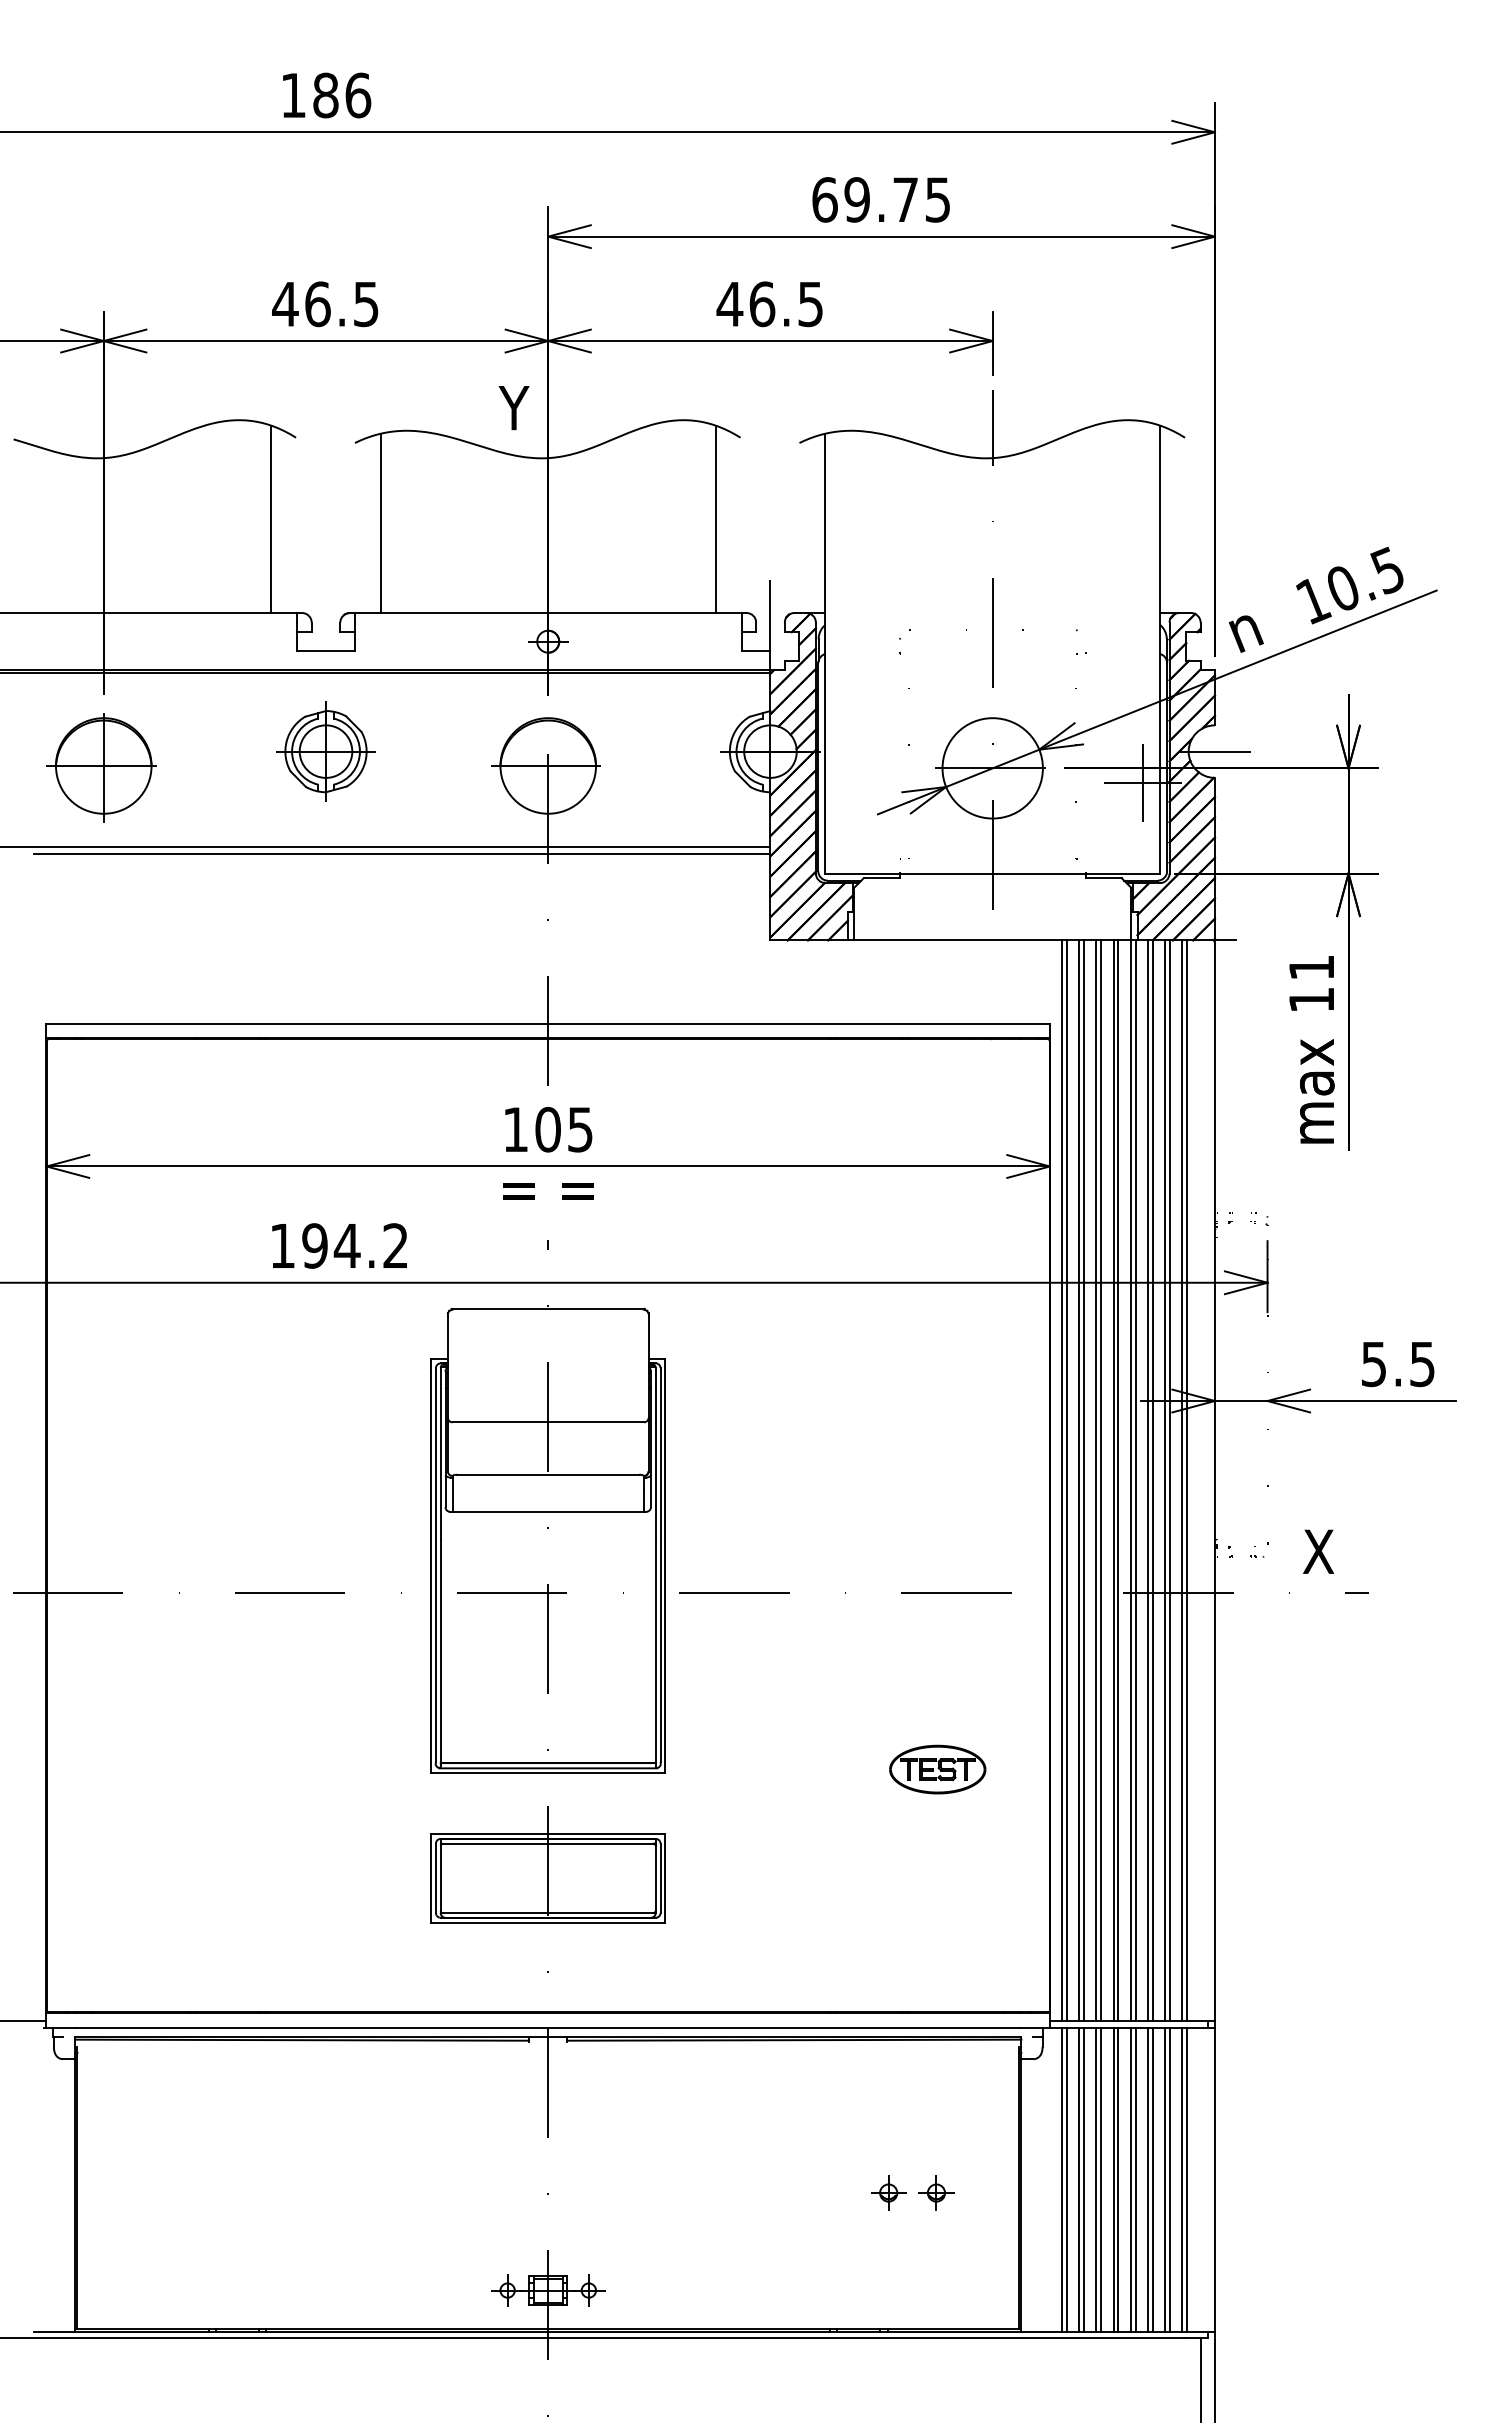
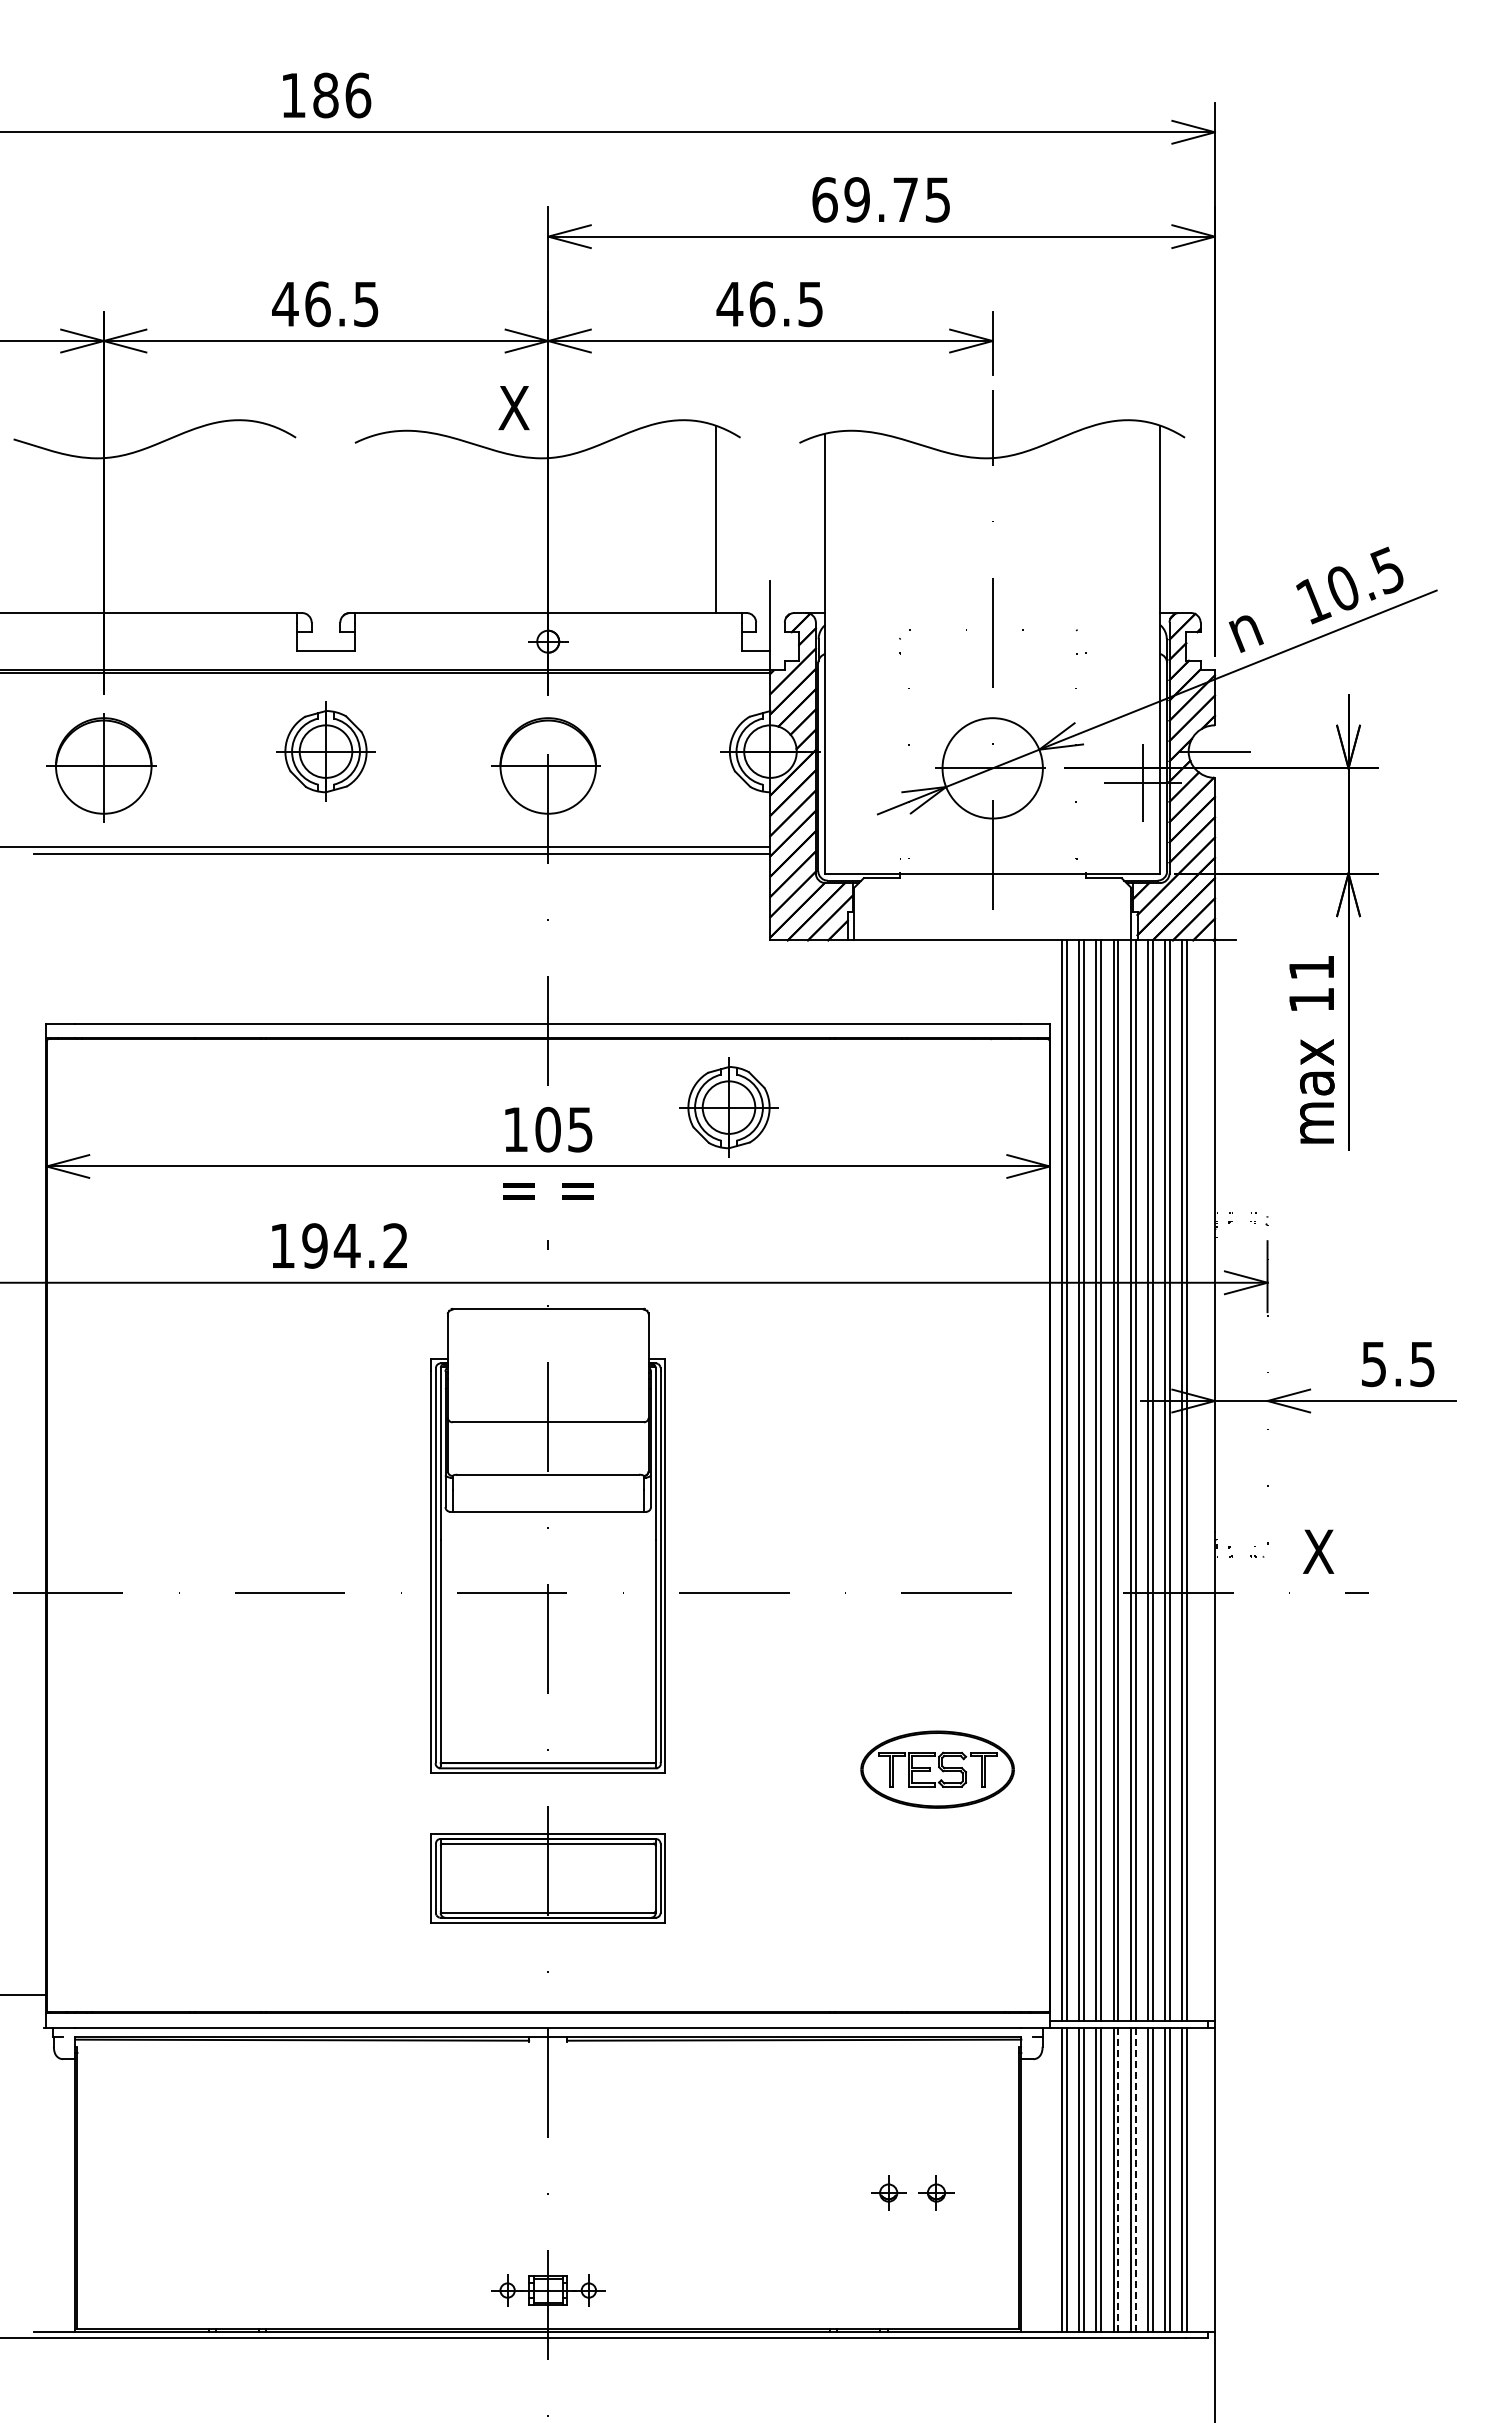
text: Y -> X (513, 408)
line: present -> none (271, 519)
line: present -> none (380, 523)
part: none -> present (728, 1107)
part size: 98x51 px -> 155x79 px (937, 1769)
line position: (24, 2021) -> (24, 1995) (24, 1995)
line: solid -> dashed (1118, 2179)
line: solid -> dashed (1135, 2179)
line: present -> none (1200, 2378)
